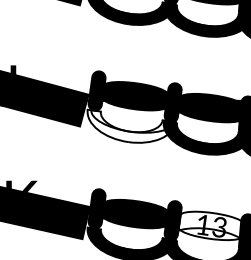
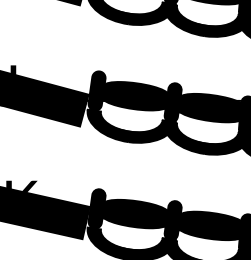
fill: none -> present (131, 125)
fill: none -> present (210, 225)
